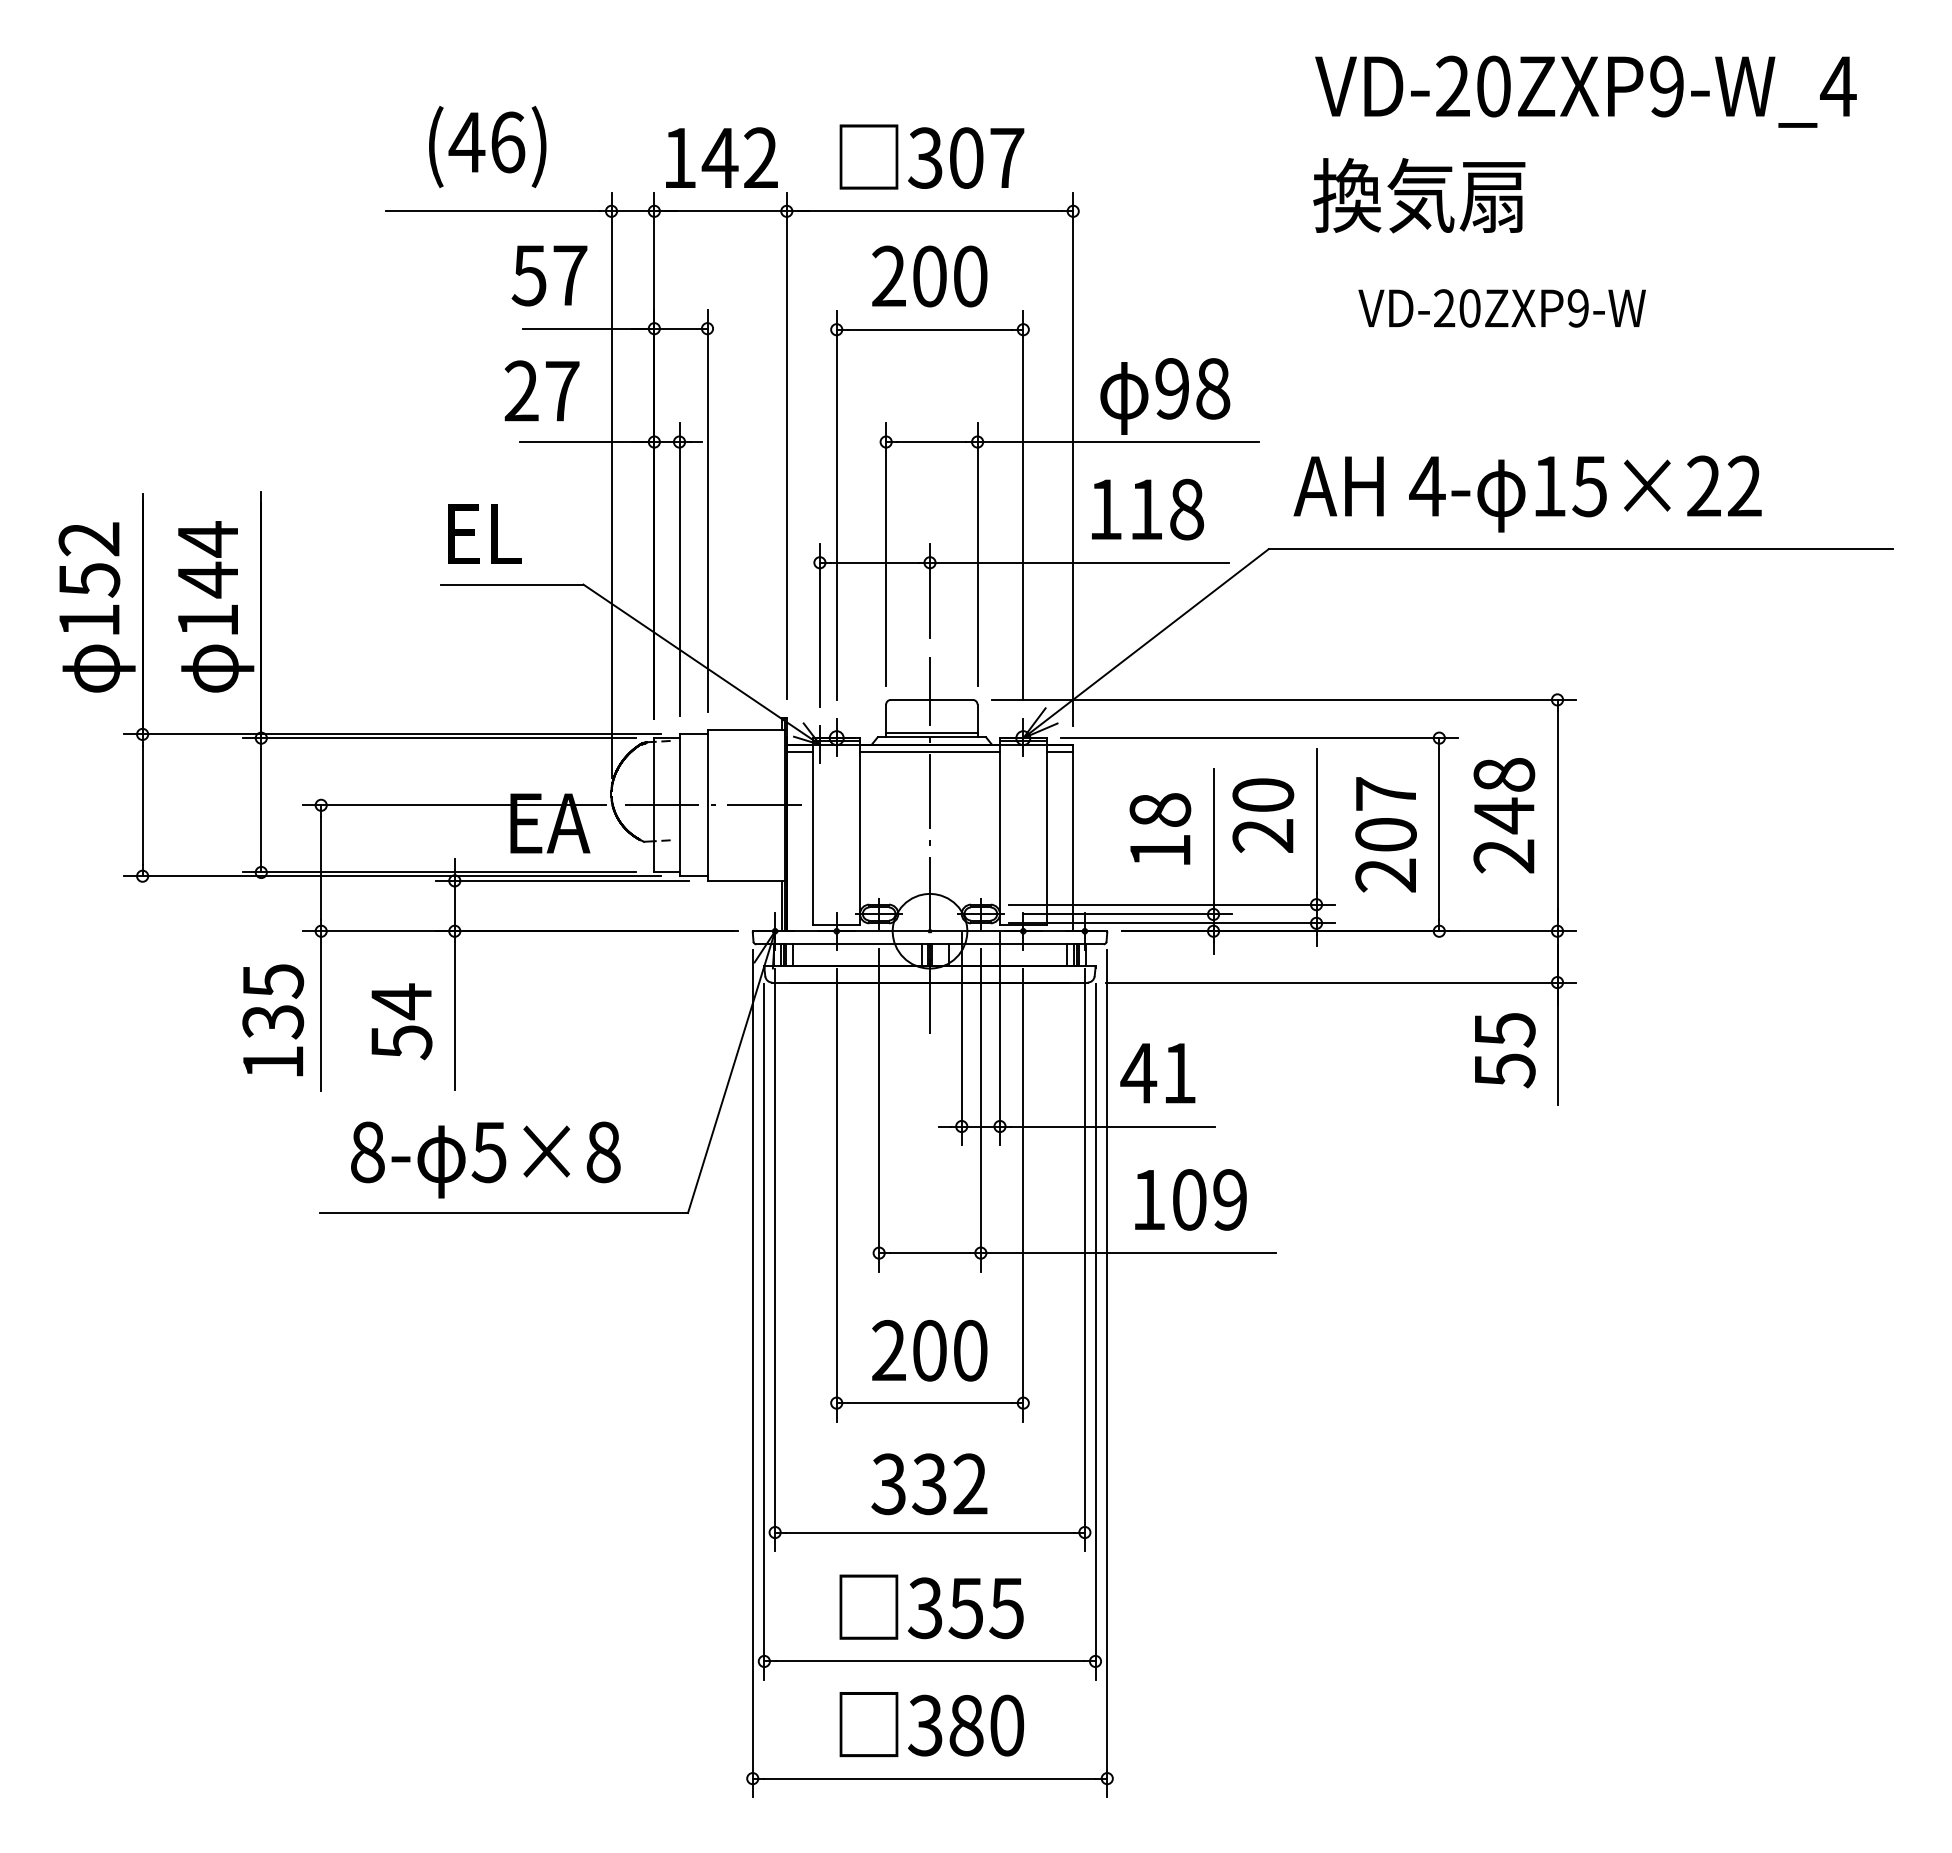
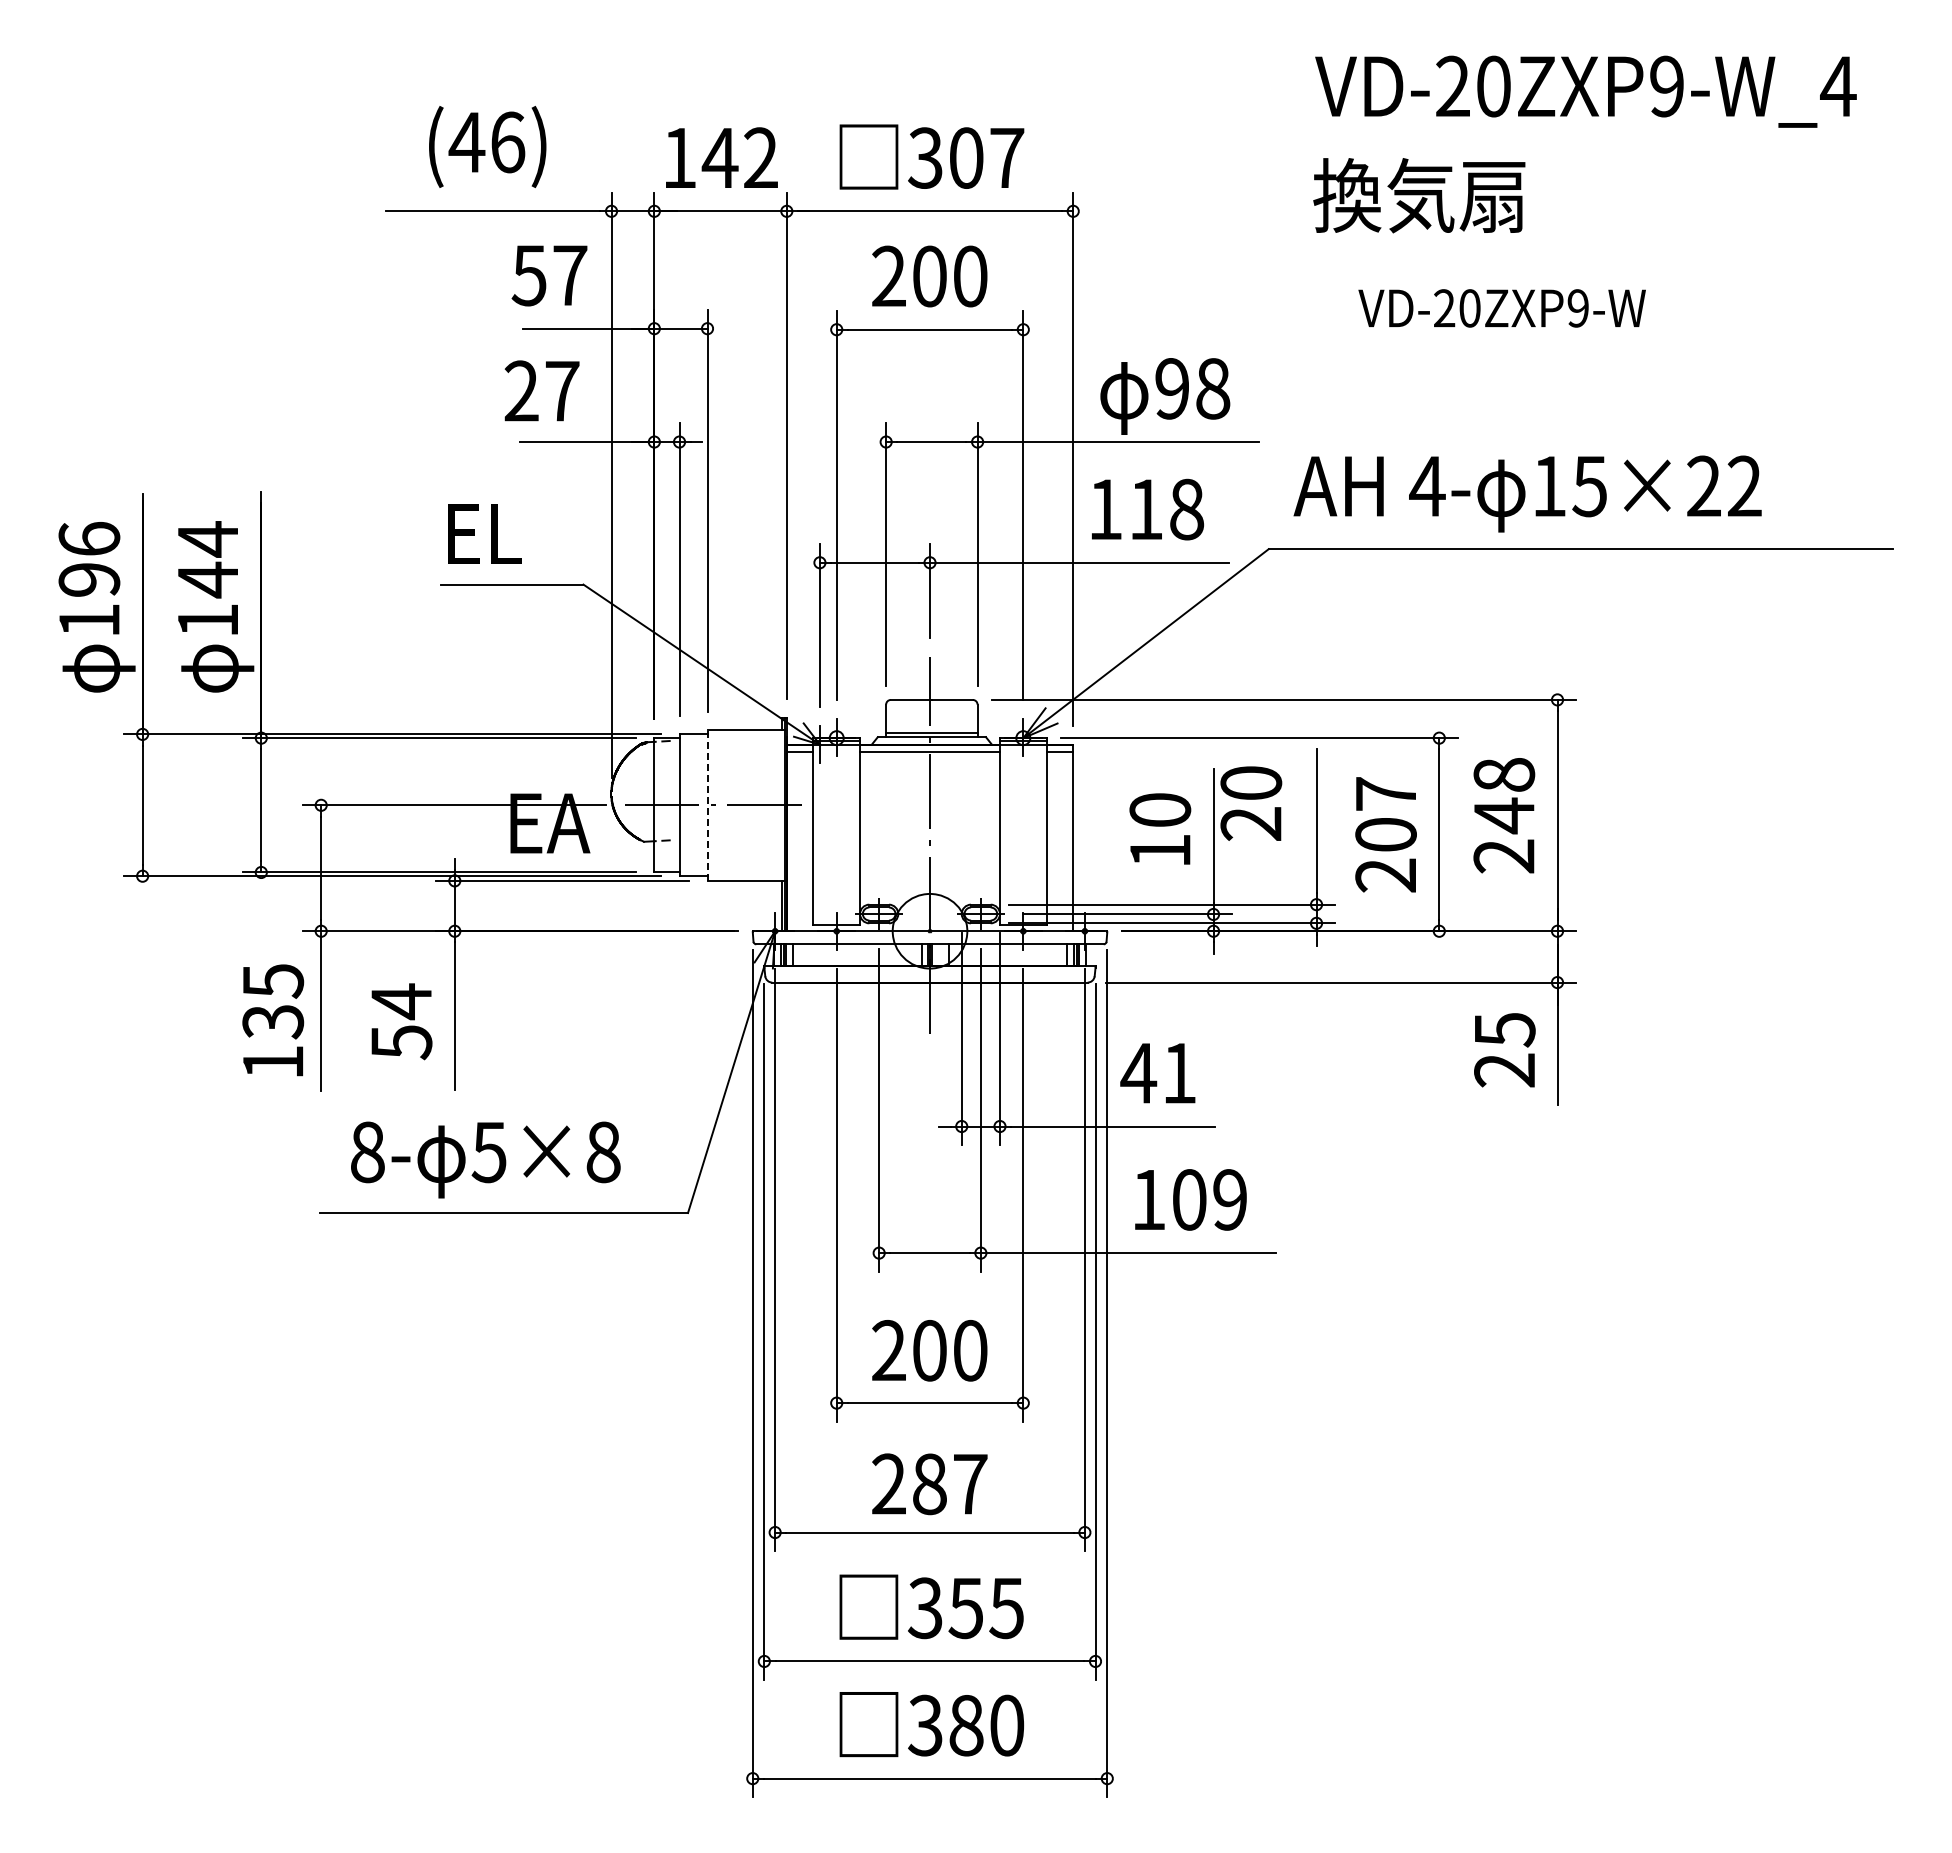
text: 152 -> 196 (89, 559)
line: solid -> dashed (707, 805)
text: 18 -> 10 (1159, 809)
text position: (1263, 815) -> (1251, 803) (1251, 803)
text: 55 -> 25 (1504, 1070)
text: 332 -> 287 (929, 1484)
